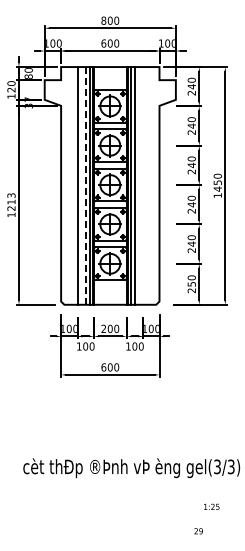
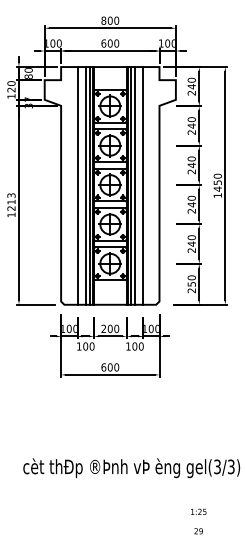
line: dashed -> solid (85, 185)
line: none -> present (143, 185)
text position: (211, 506) -> (198, 511) (198, 511)
